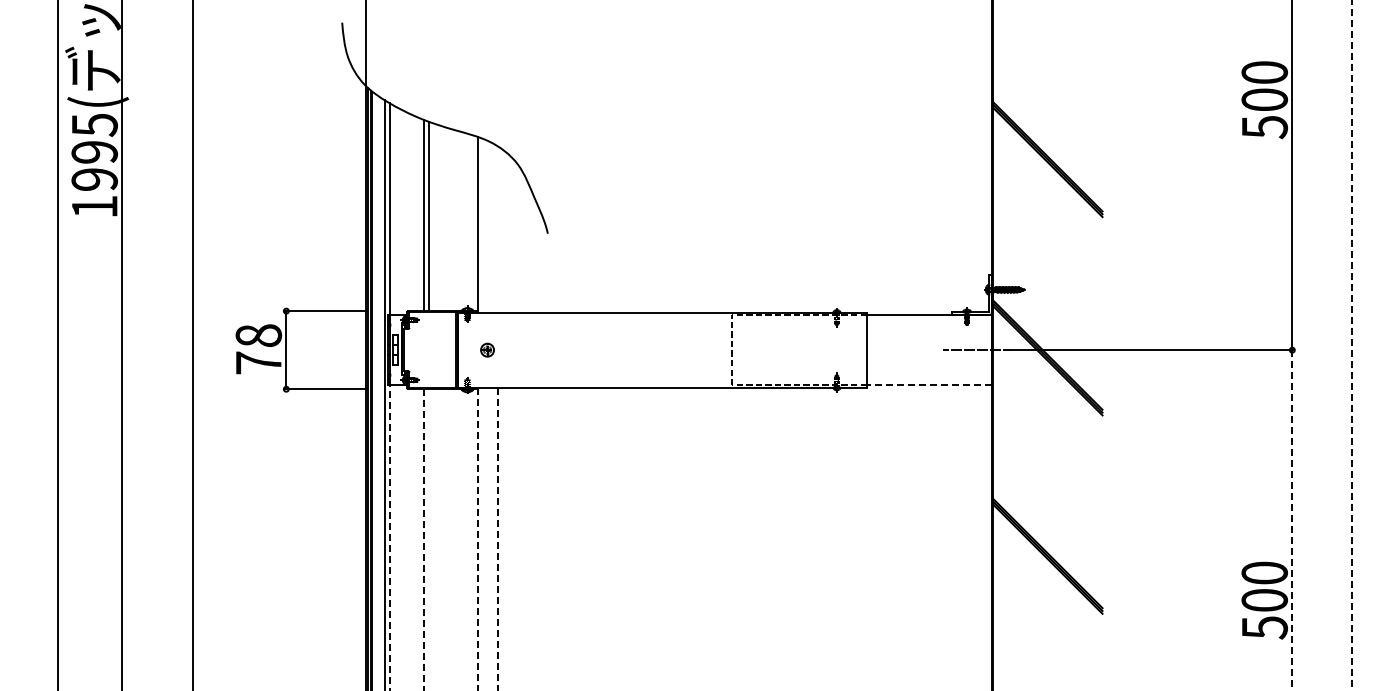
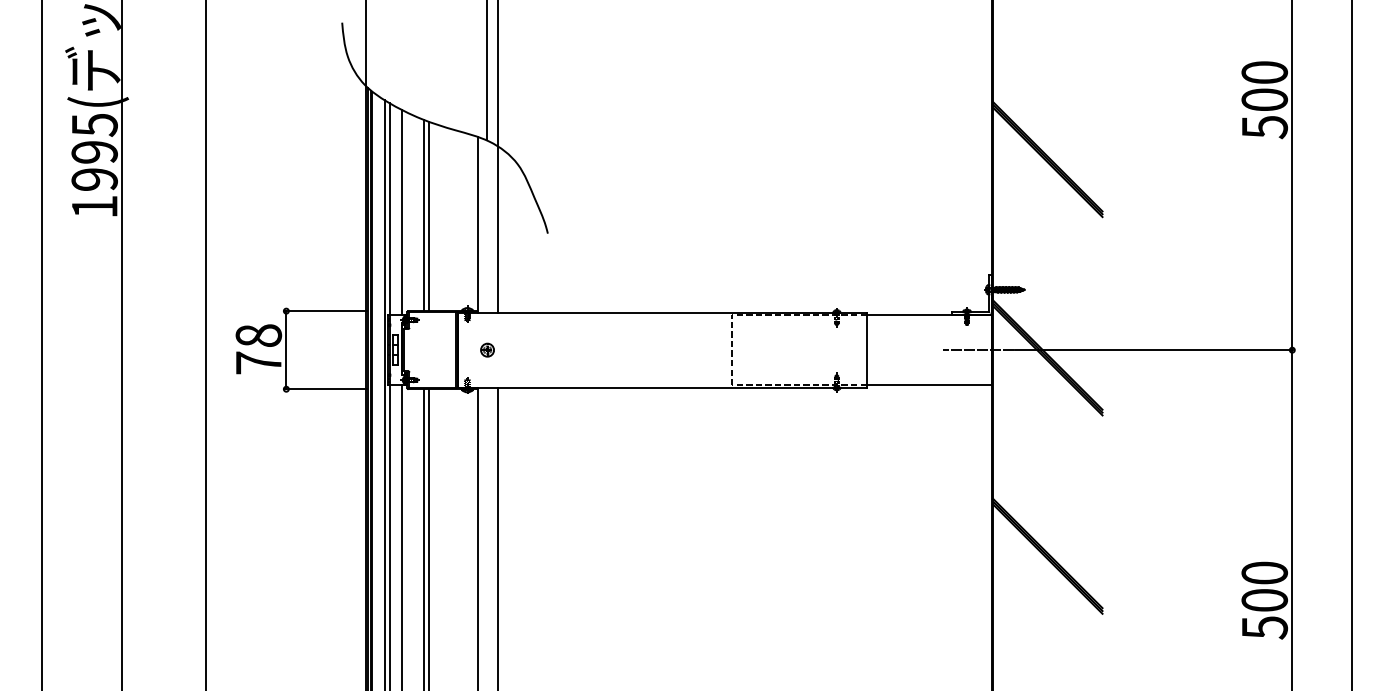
line: none -> present (486, 71)
line: none -> present (497, 157)
line: none -> present (402, 212)
line position: (57, 344) -> (41, 344) (41, 344)
line position: (193, 344) -> (206, 344) (206, 344)
line: dashed -> solid (1352, 345)
line: dashed -> solid (929, 385)
line: dashed -> solid (1292, 521)
line: none -> present (402, 536)
line: dashed -> solid (389, 537)
line: none -> present (428, 538)
line: dashed -> solid (477, 538)
line: dashed -> solid (497, 538)
line: dashed -> solid (423, 540)
